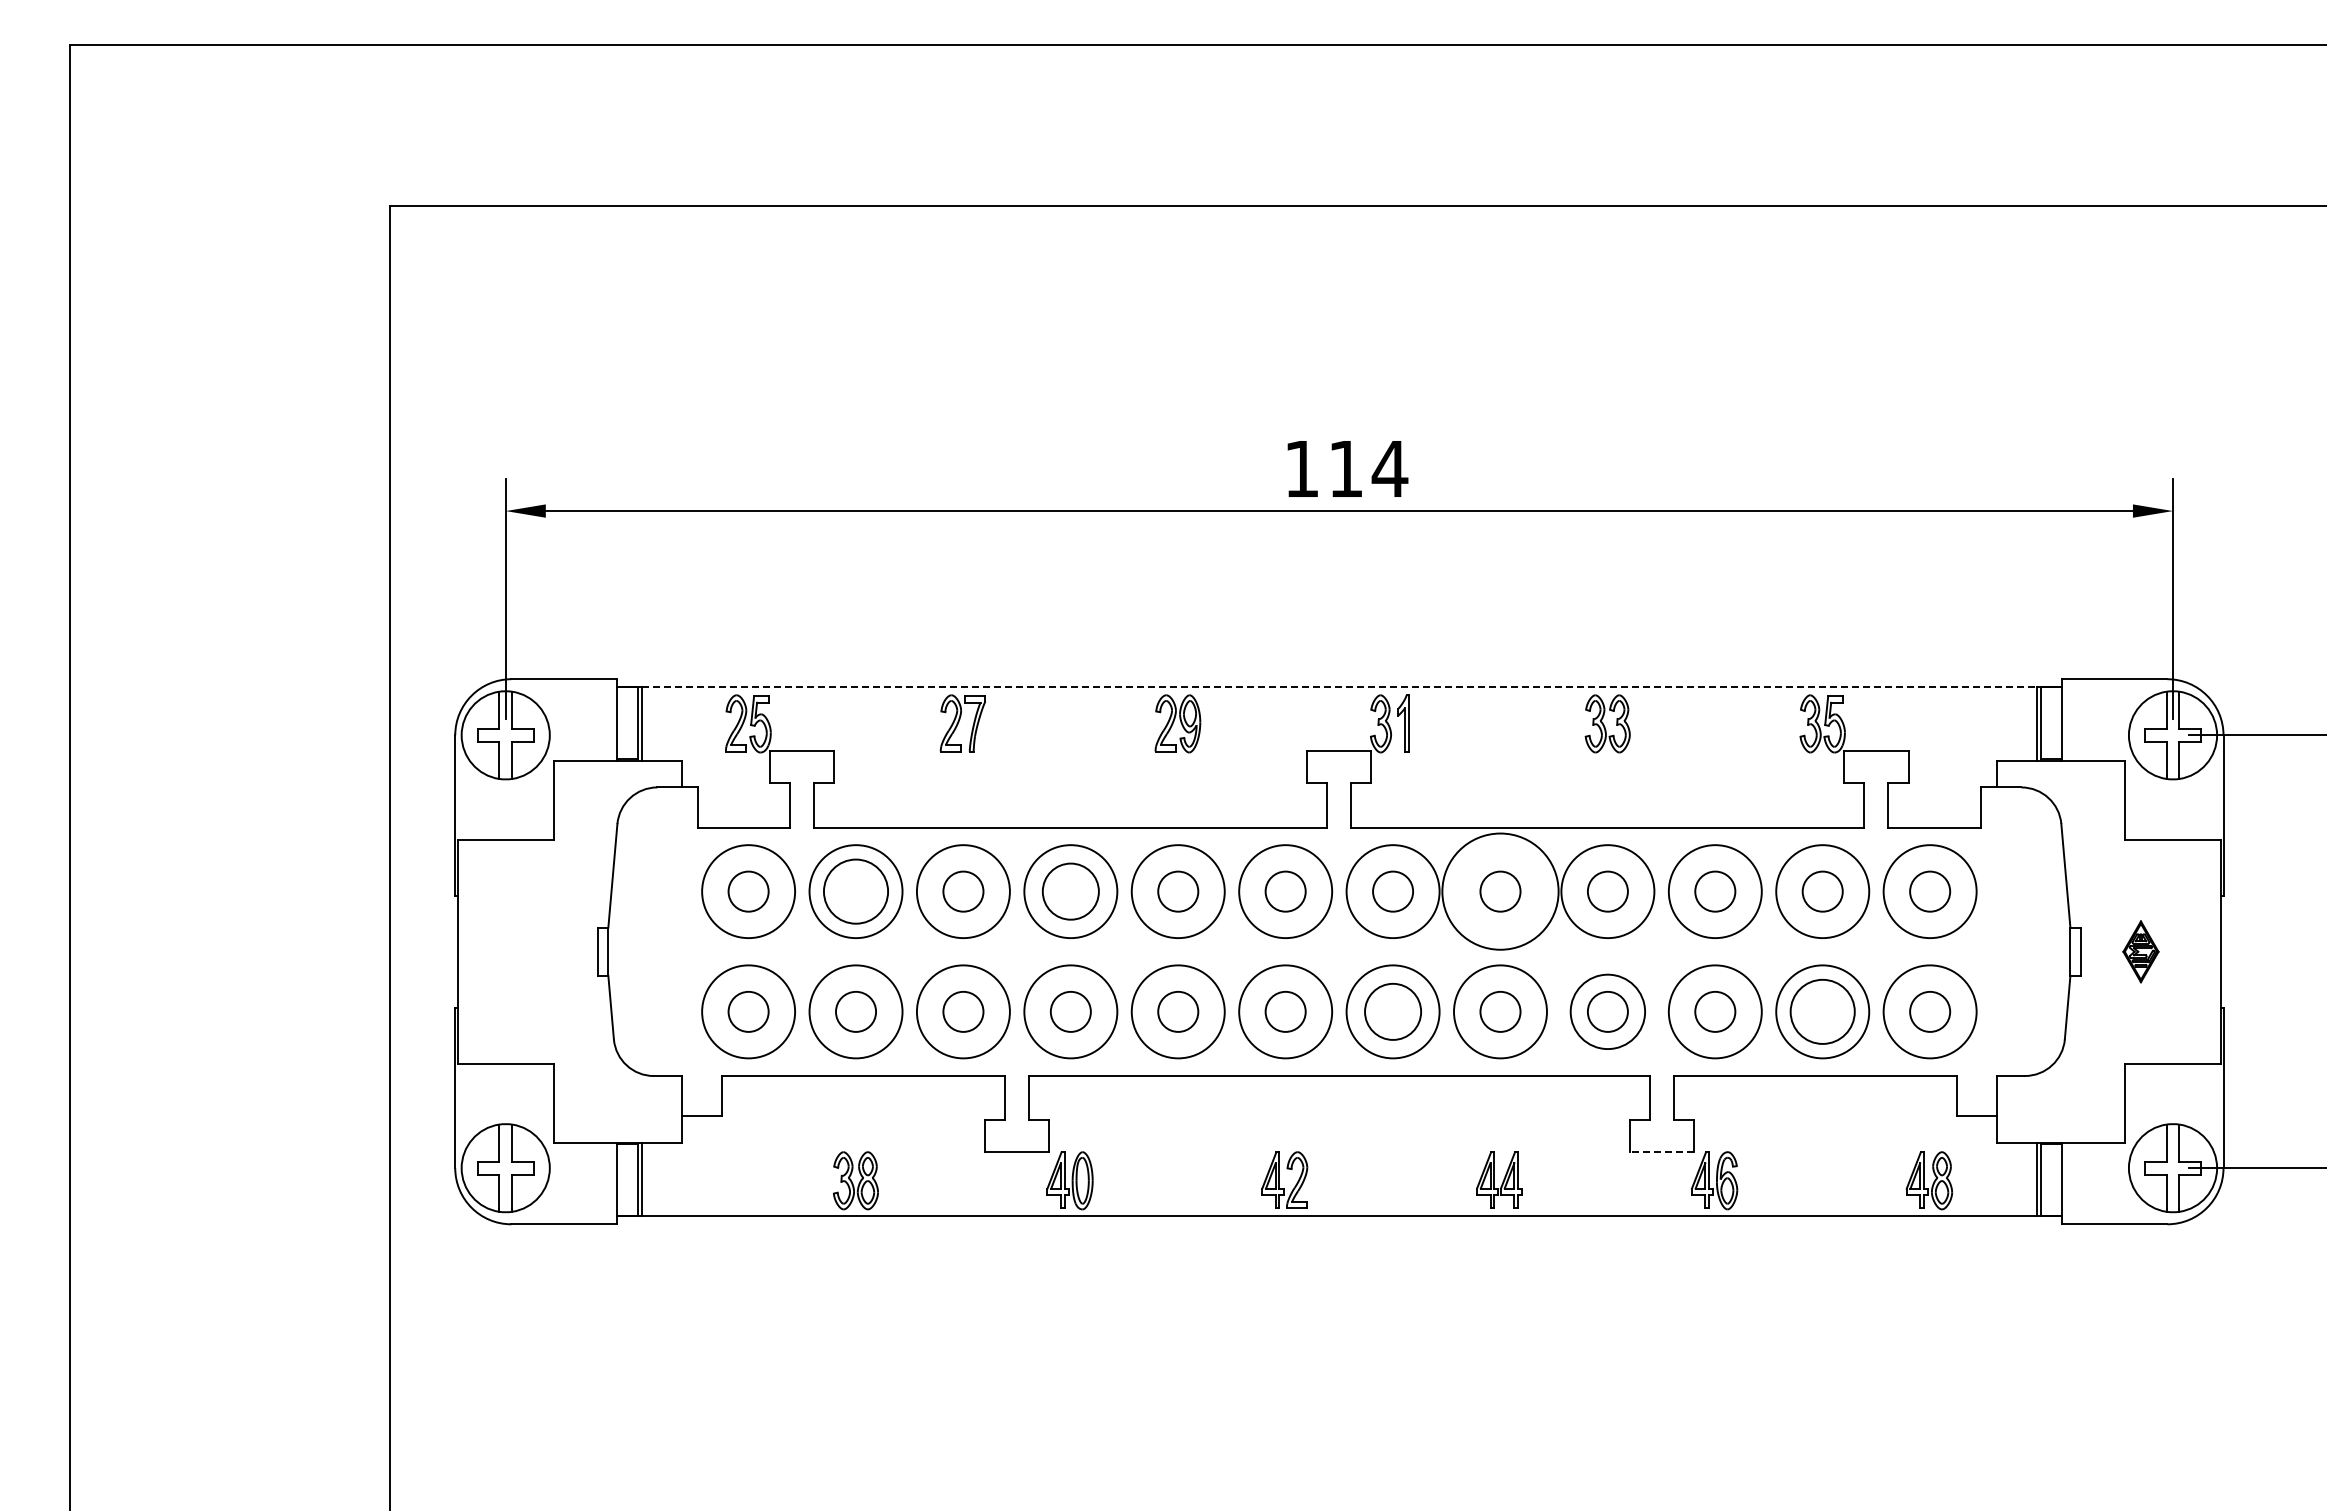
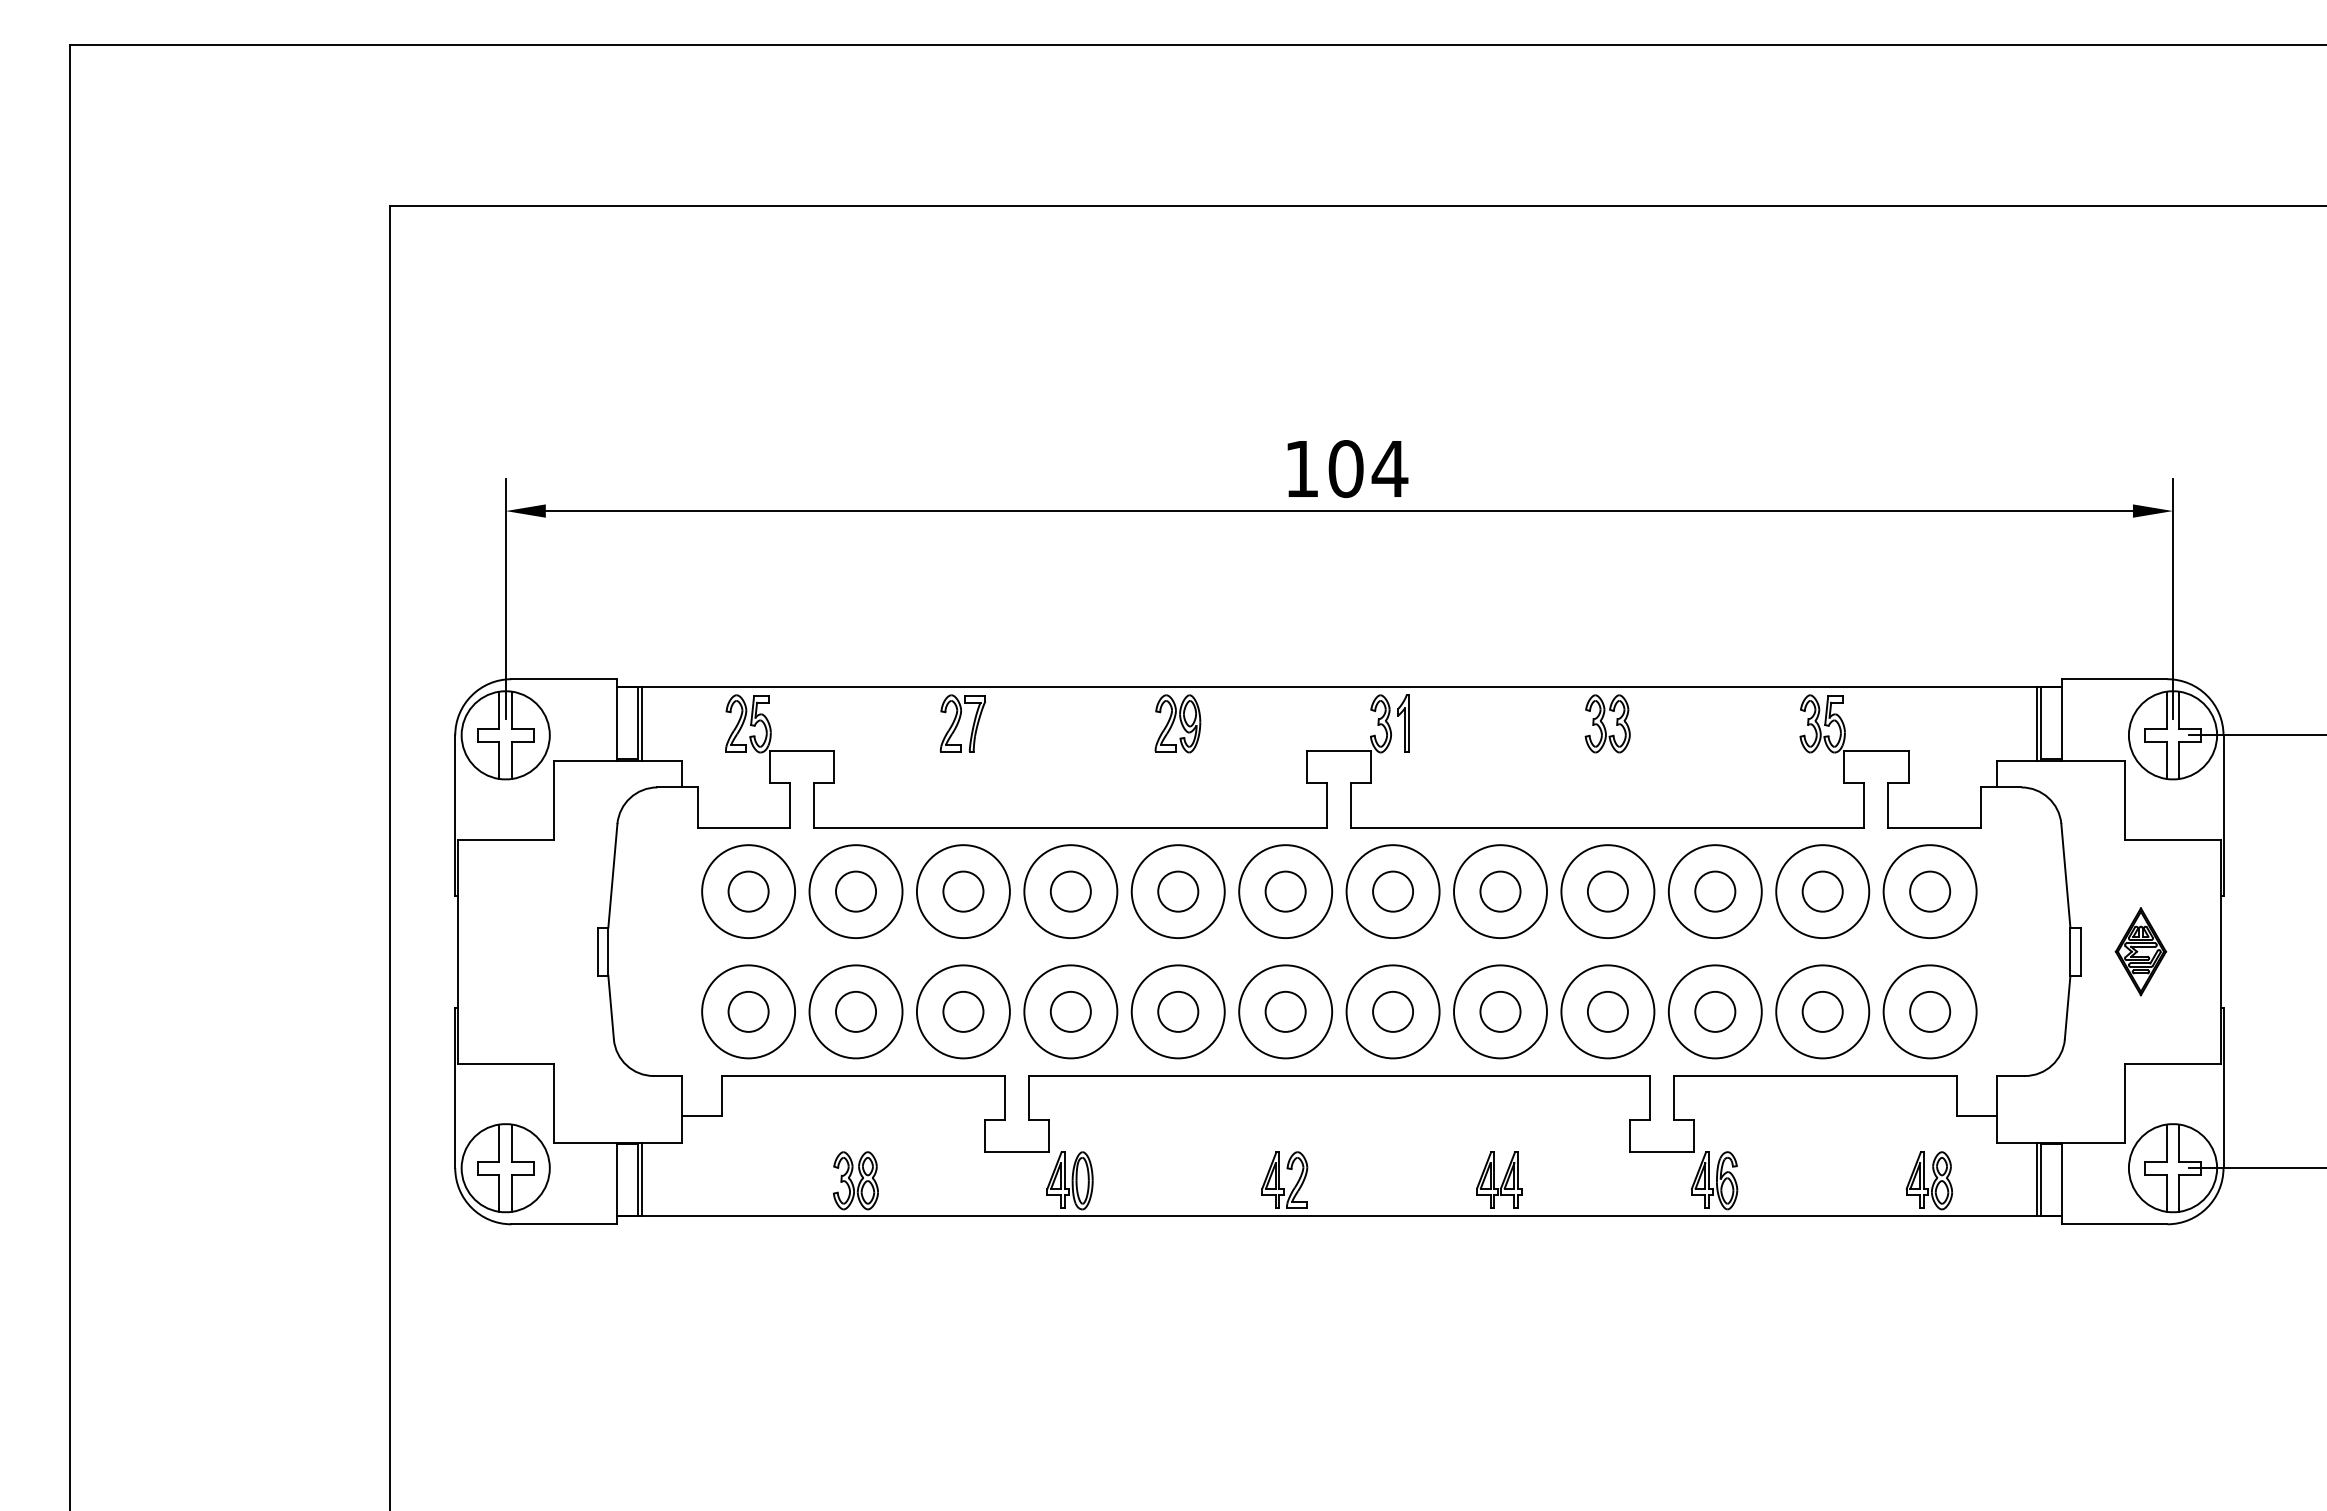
text: 114 -> 104 (1345, 469)
line: dashed -> solid (1339, 687)
circle diameter: 64 px -> 40 px (856, 891)
circle diameter: 56 px -> 40 px (1070, 891)
circle diameter: 116 px -> 93 px (1500, 891)
part size: 38x64 px -> 54x90 px (2140, 951)
circle diameter: 56 px -> 40 px (1393, 1011)
circle diameter: 74 px -> 93 px (1607, 1011)
circle diameter: 64 px -> 40 px (1822, 1011)
line: dashed -> solid (1661, 1152)
